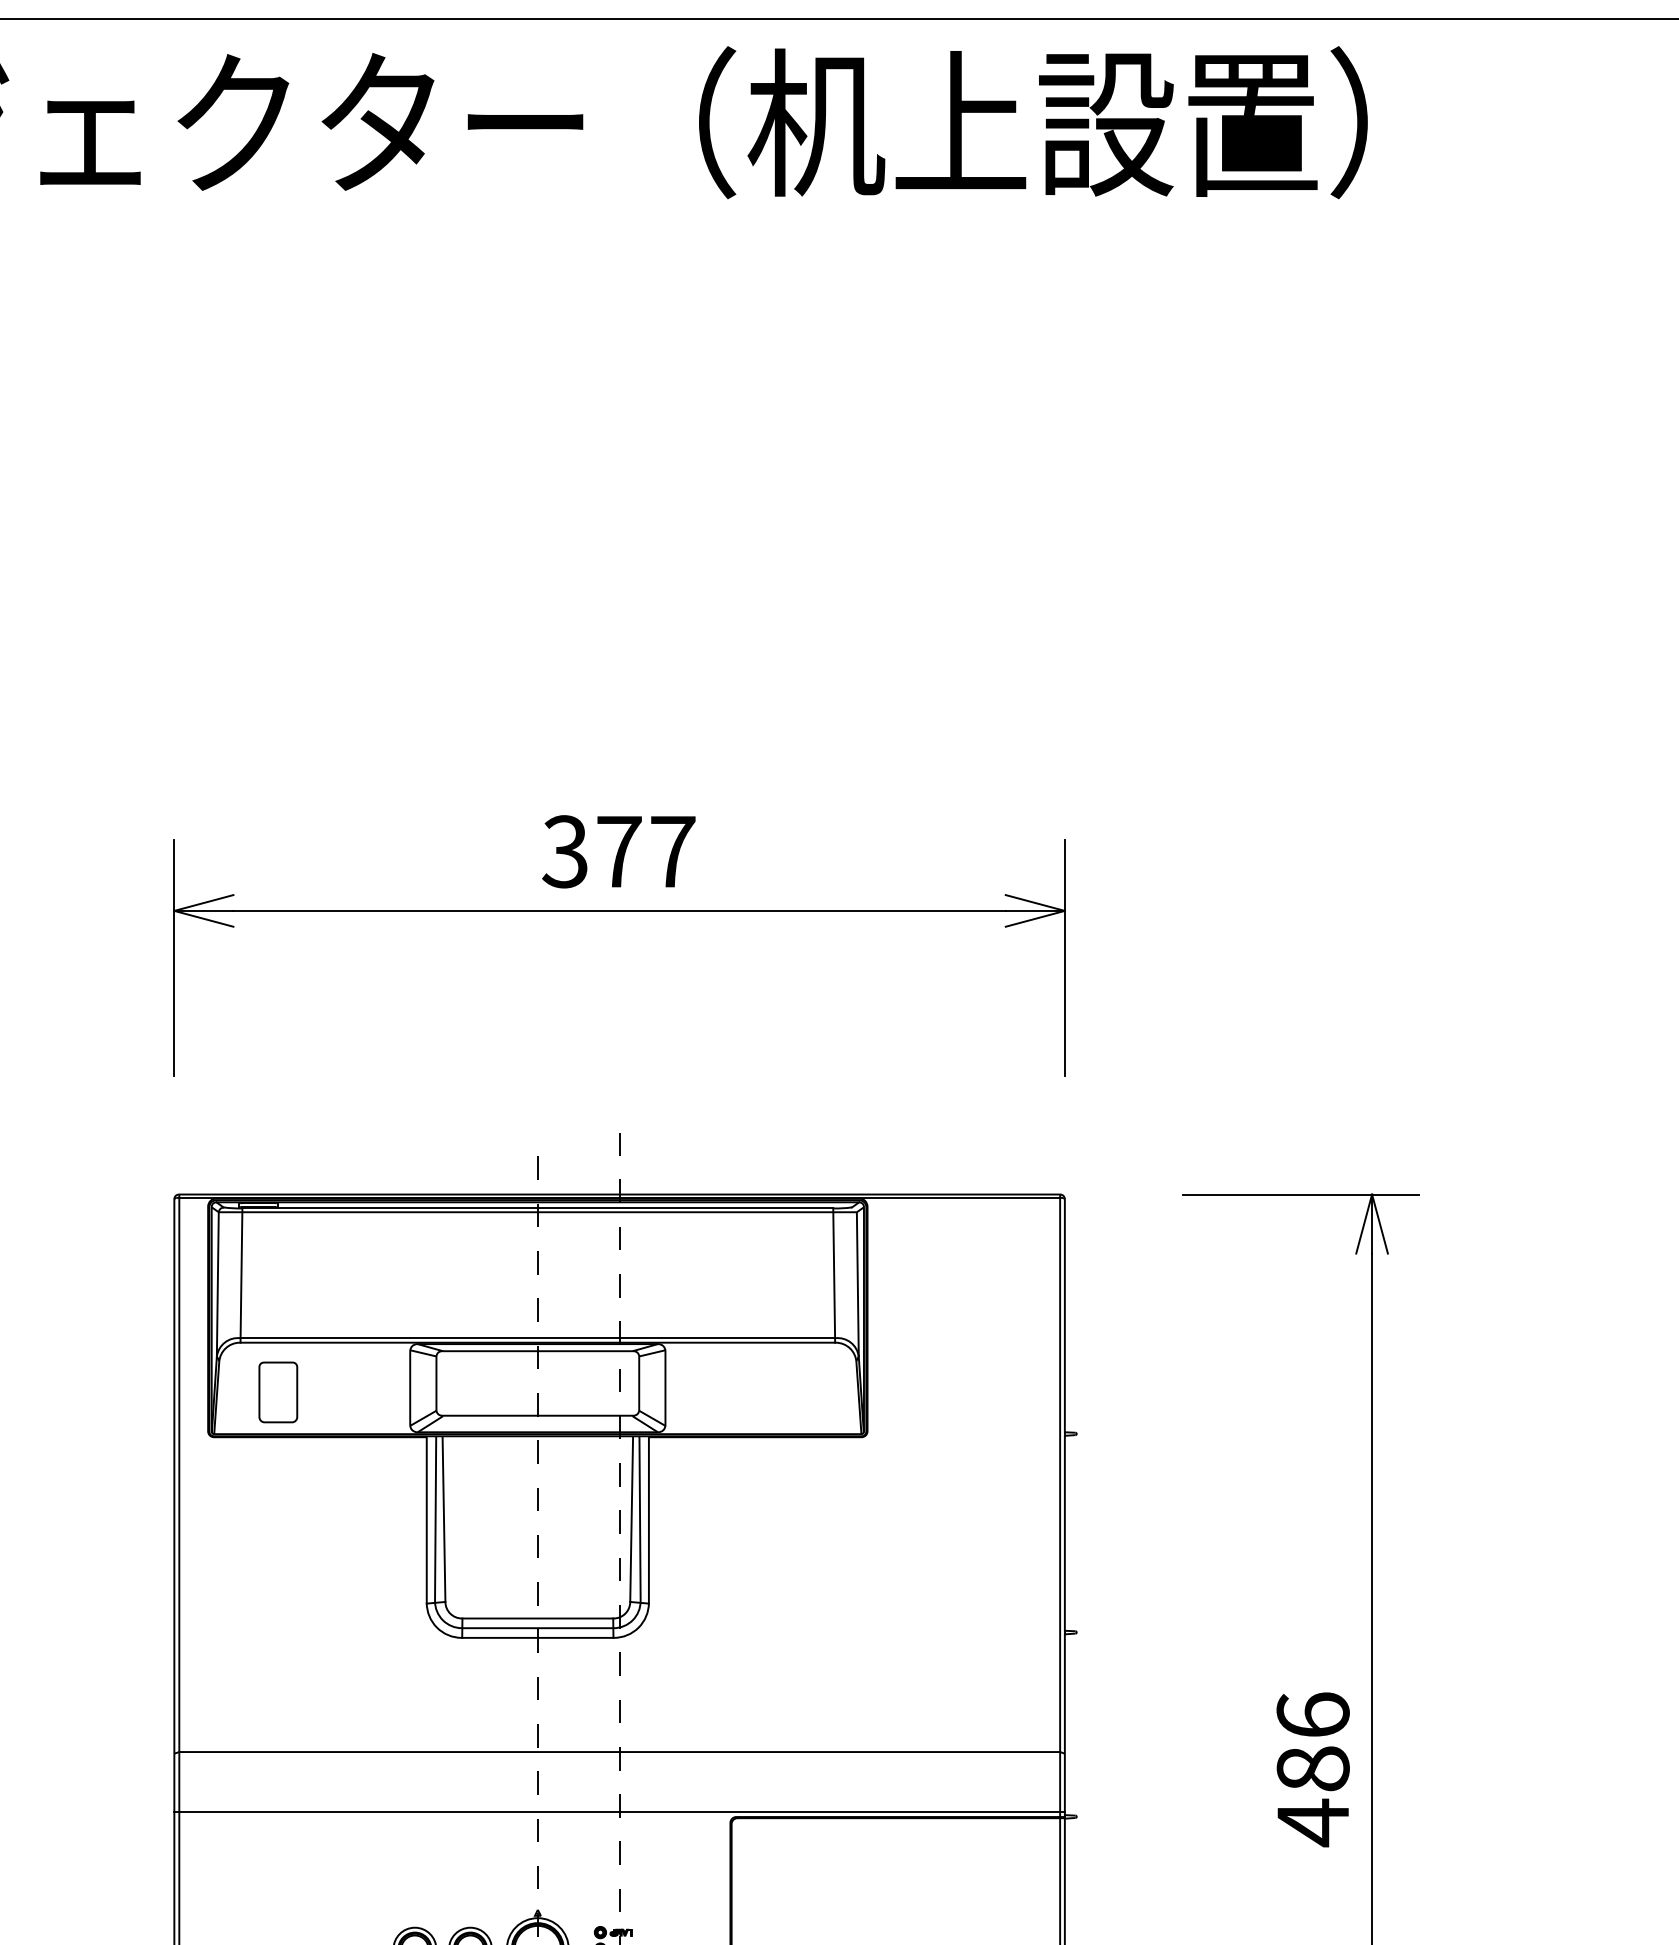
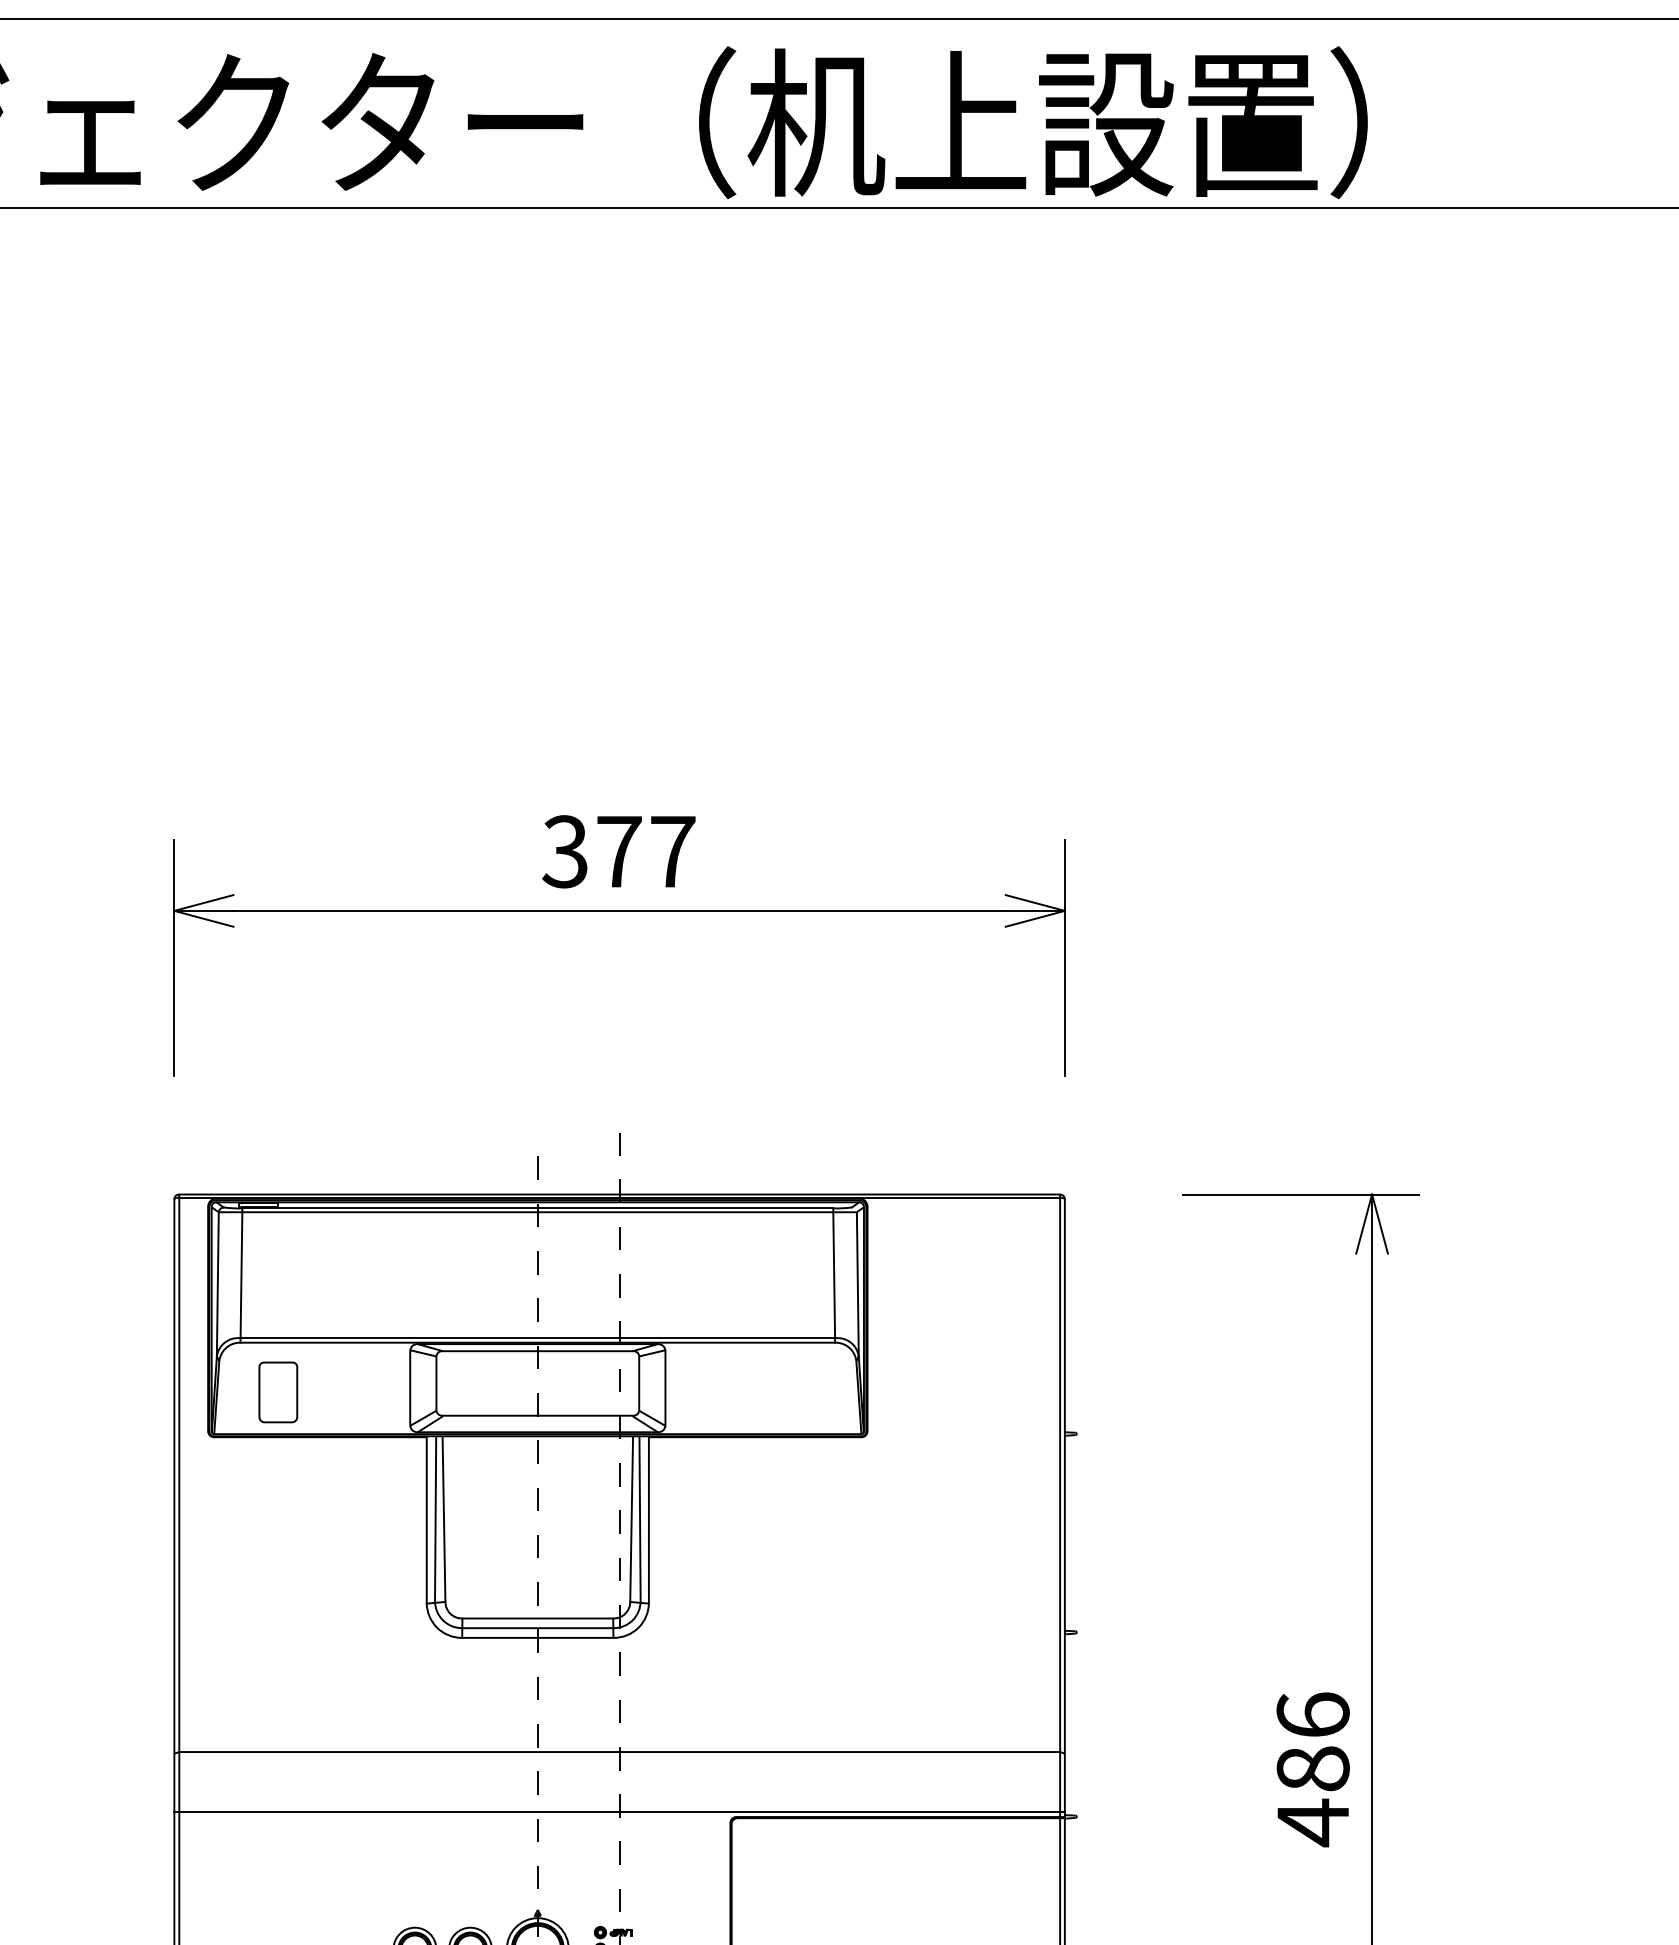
line: none -> present (838, 207)
